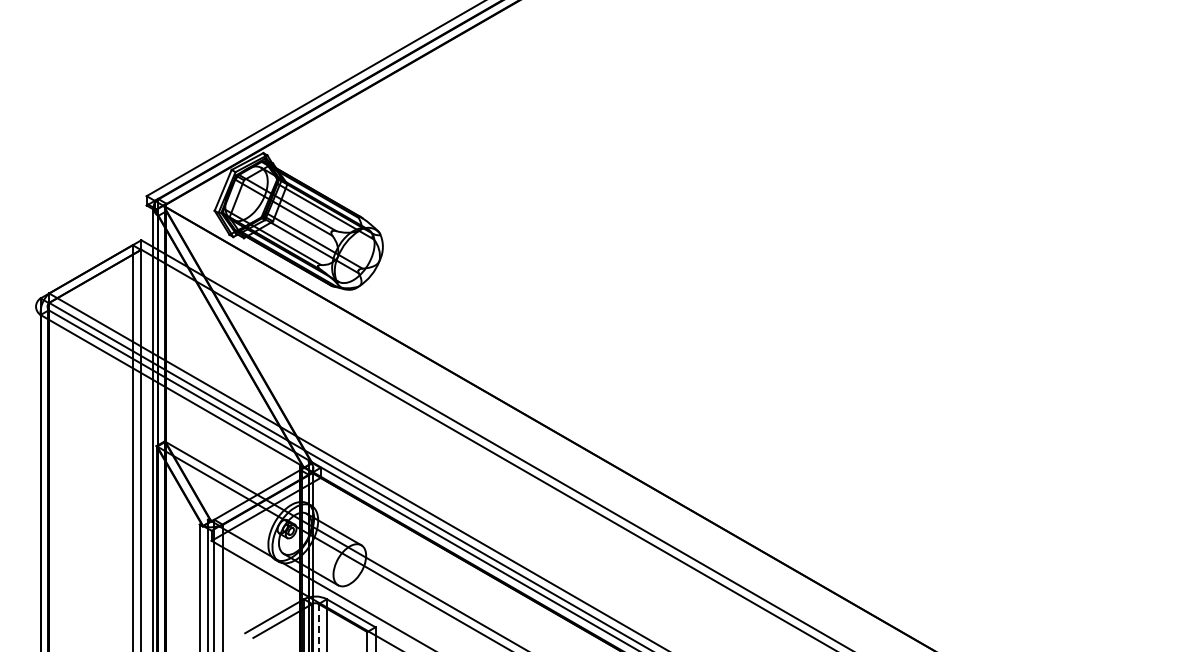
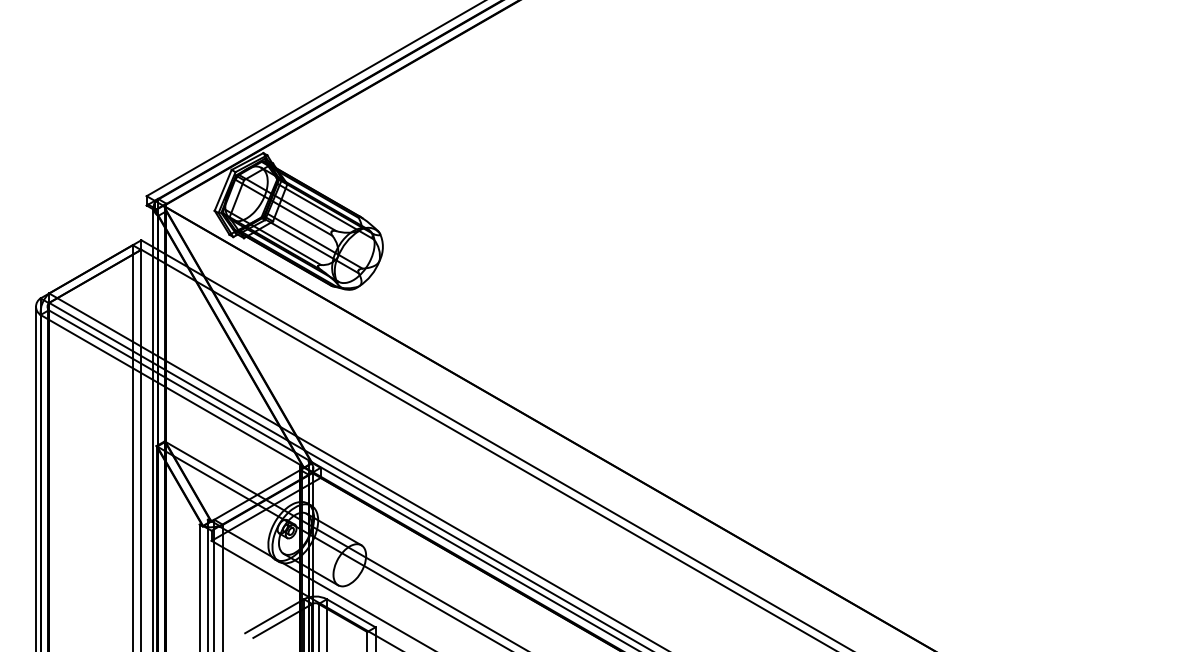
line: none -> present (35, 477)
line: dashed -> solid (318, 627)
